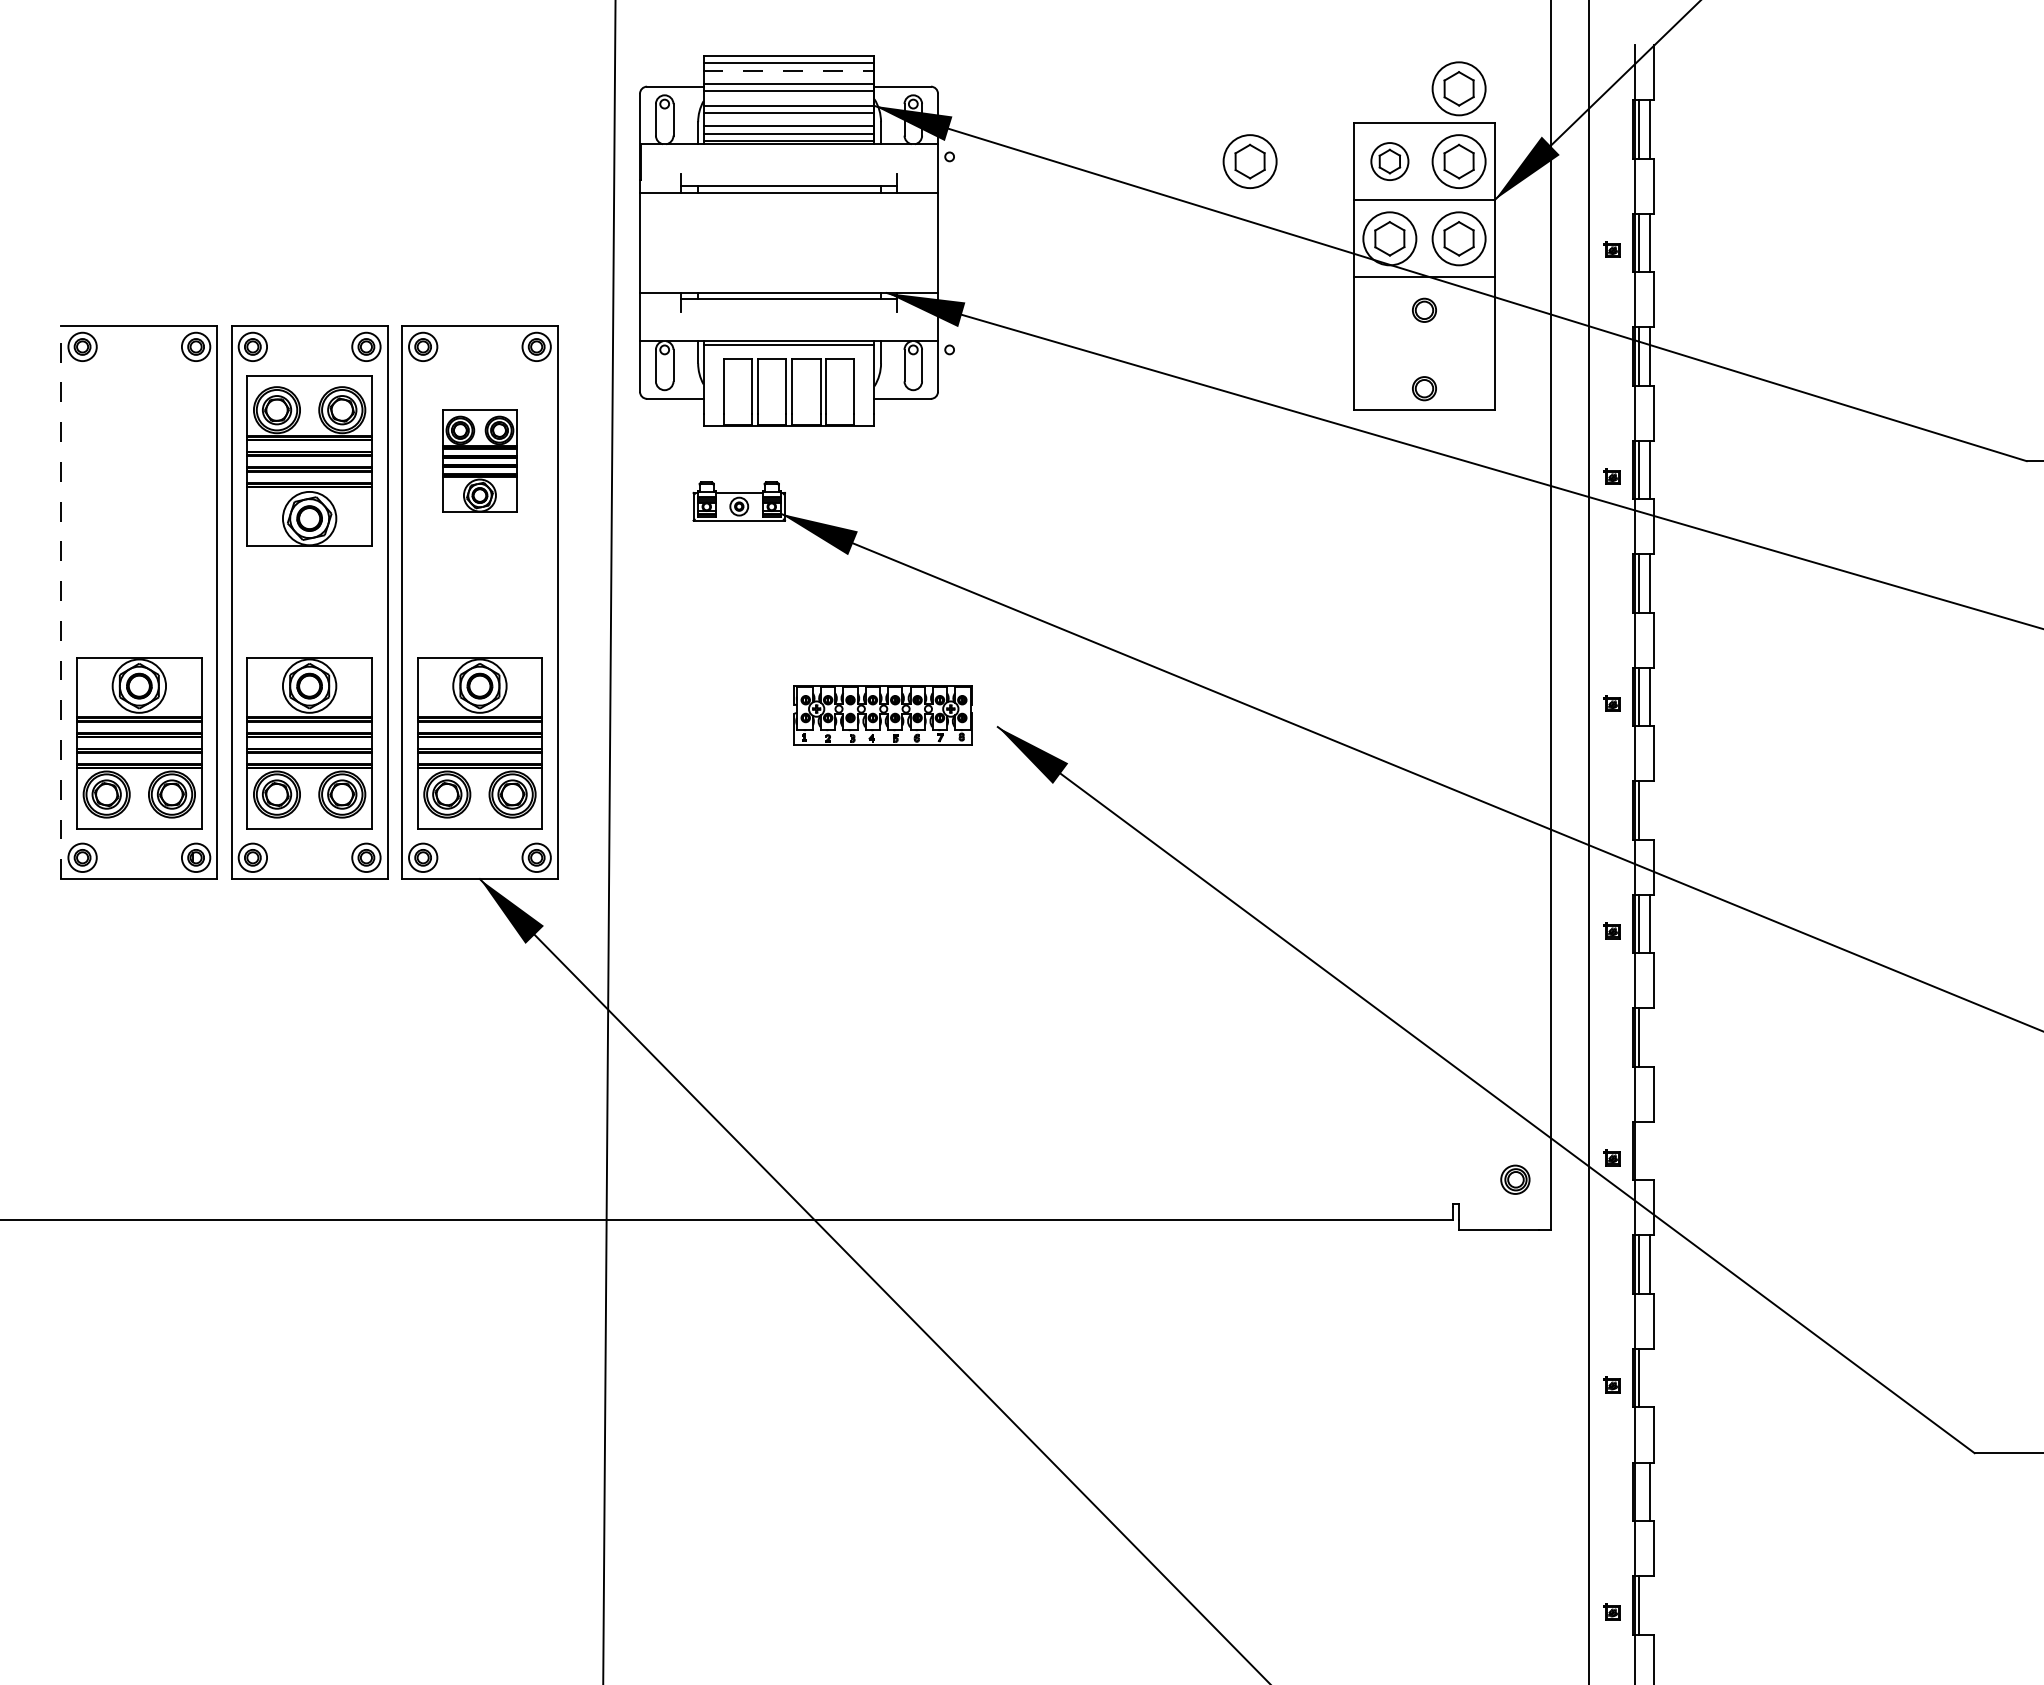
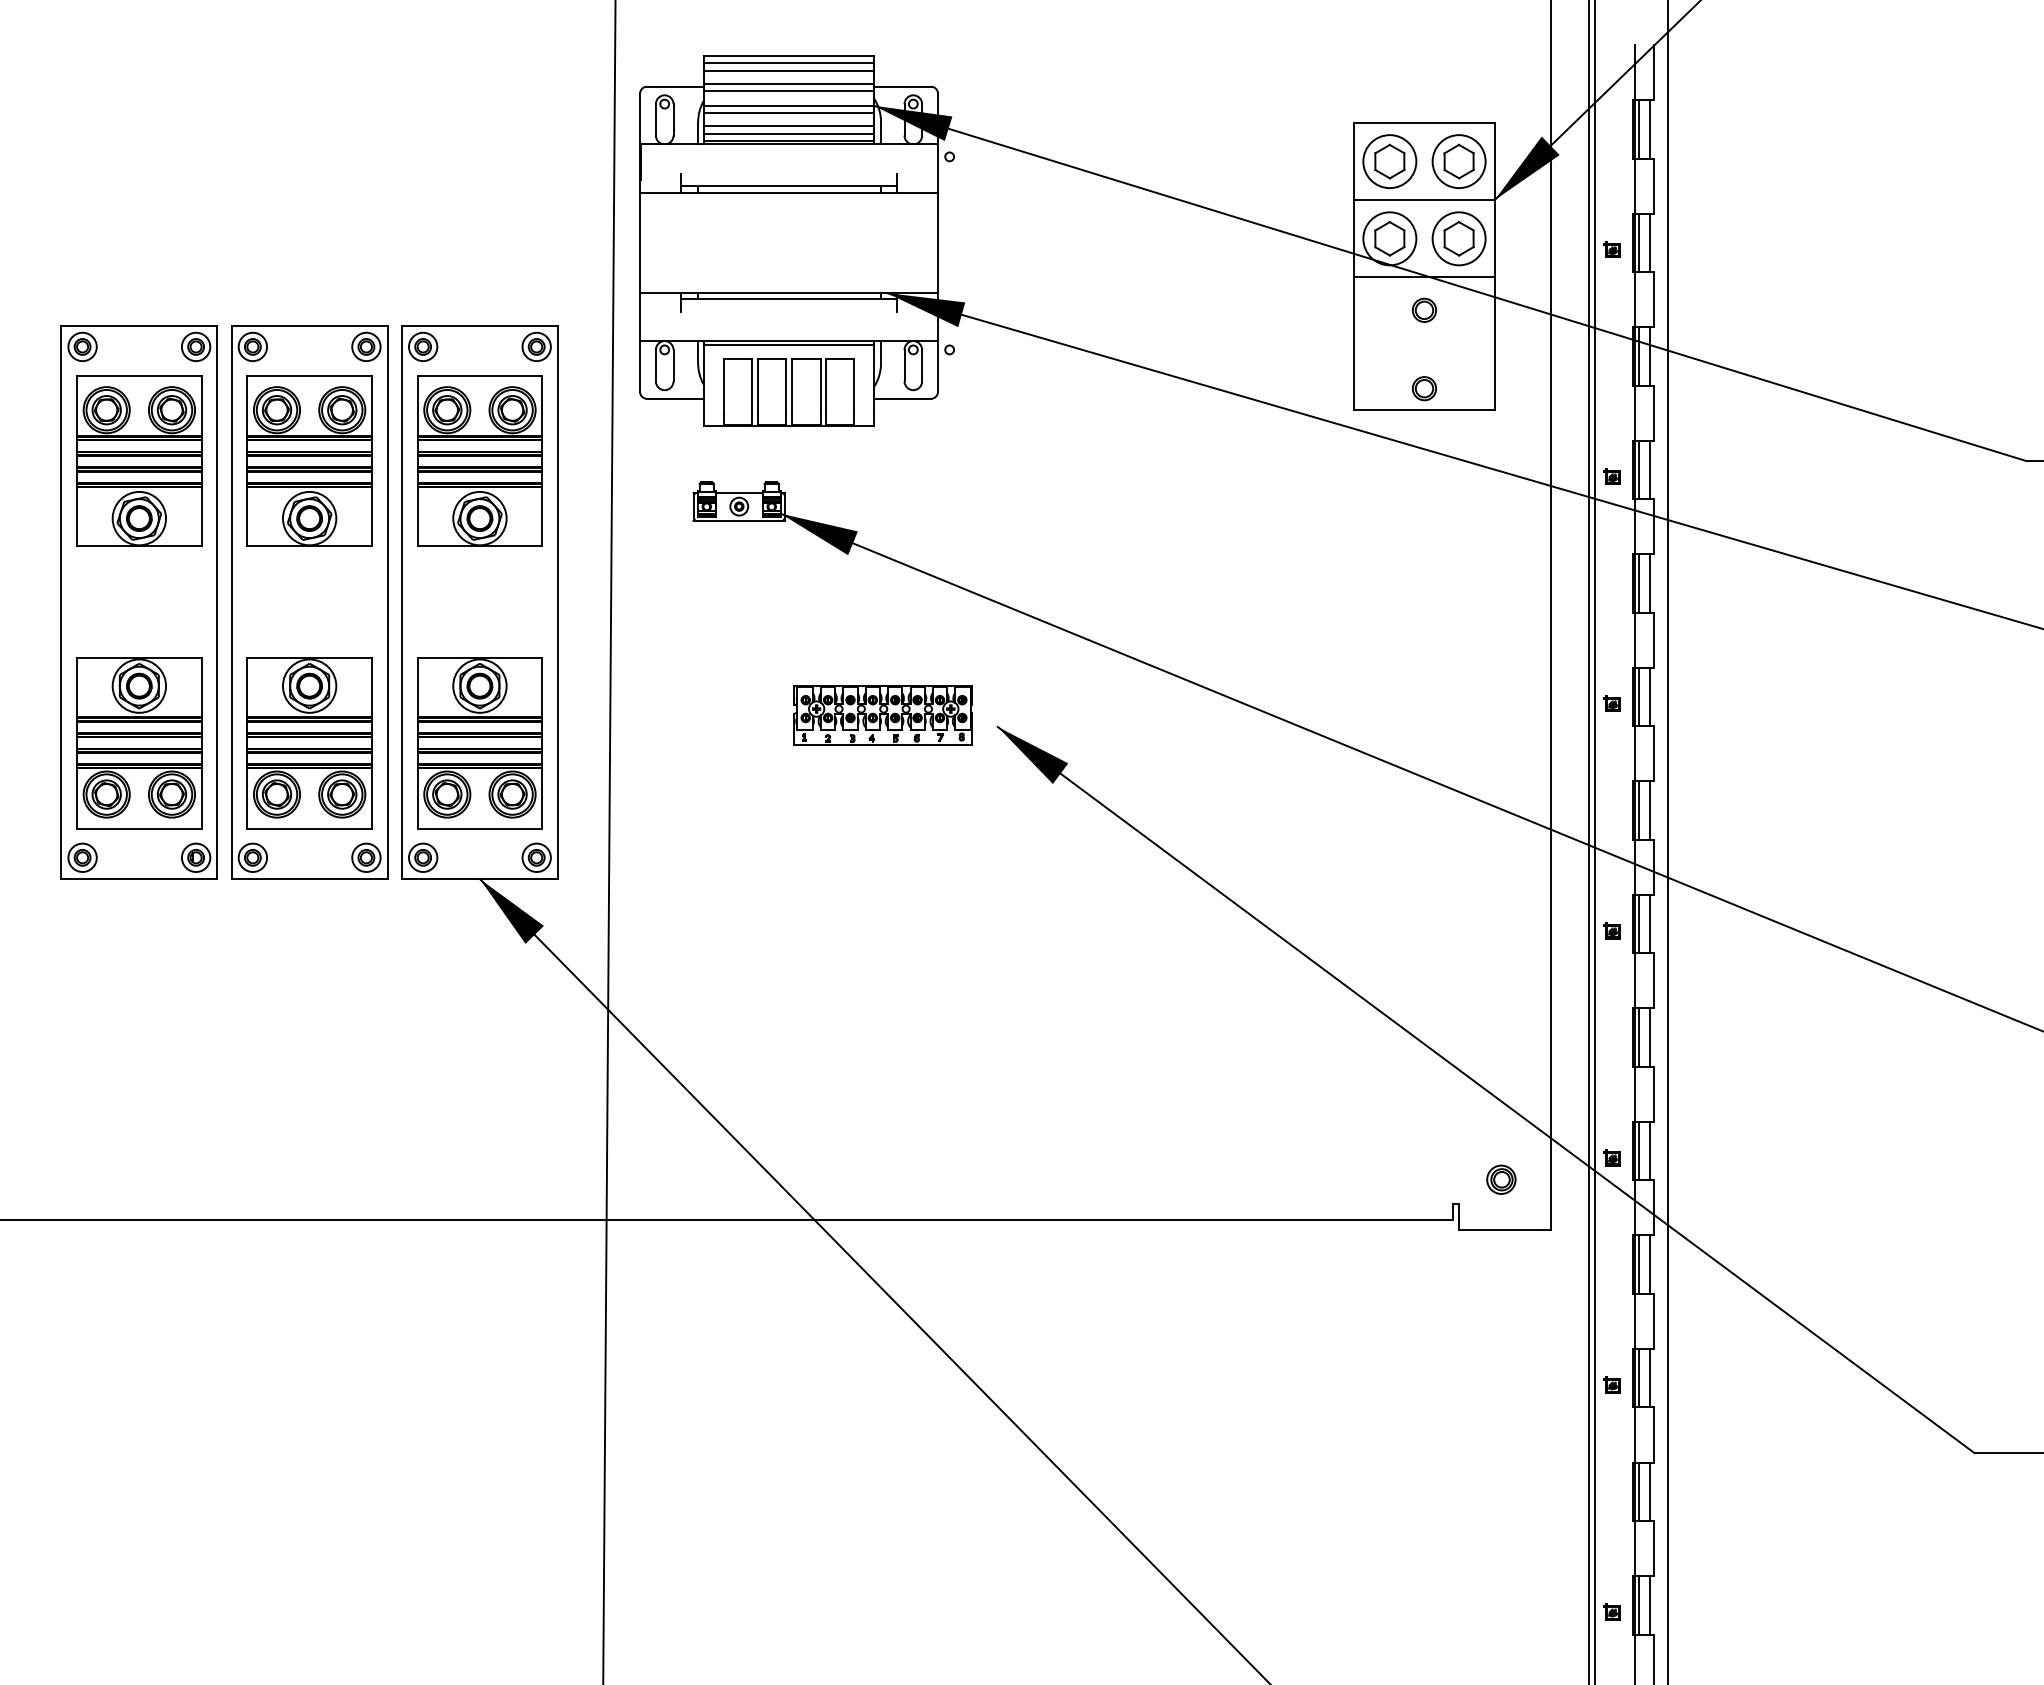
line: dashed -> solid (789, 70)
part: present -> none (1458, 88)
part: present -> none (1249, 161)
part size: 40x39 px -> 56x55 px (1389, 161)
part: none -> present (139, 460)
part size: 76x104 px -> 126x172 px (479, 460)
line: dashed -> solid (61, 602)
line: none -> present (1650, 810)
line: none -> present (1594, 841)
line: none -> present (1667, 841)
line: none -> present (1650, 1037)
line: none -> present (1639, 1150)
line: none -> present (1650, 1150)
part position: (1515, 1179) -> (1501, 1179) (1501, 1179)
line: none -> present (1650, 1378)
line: none -> present (1639, 1491)
line: none -> present (1650, 1605)
